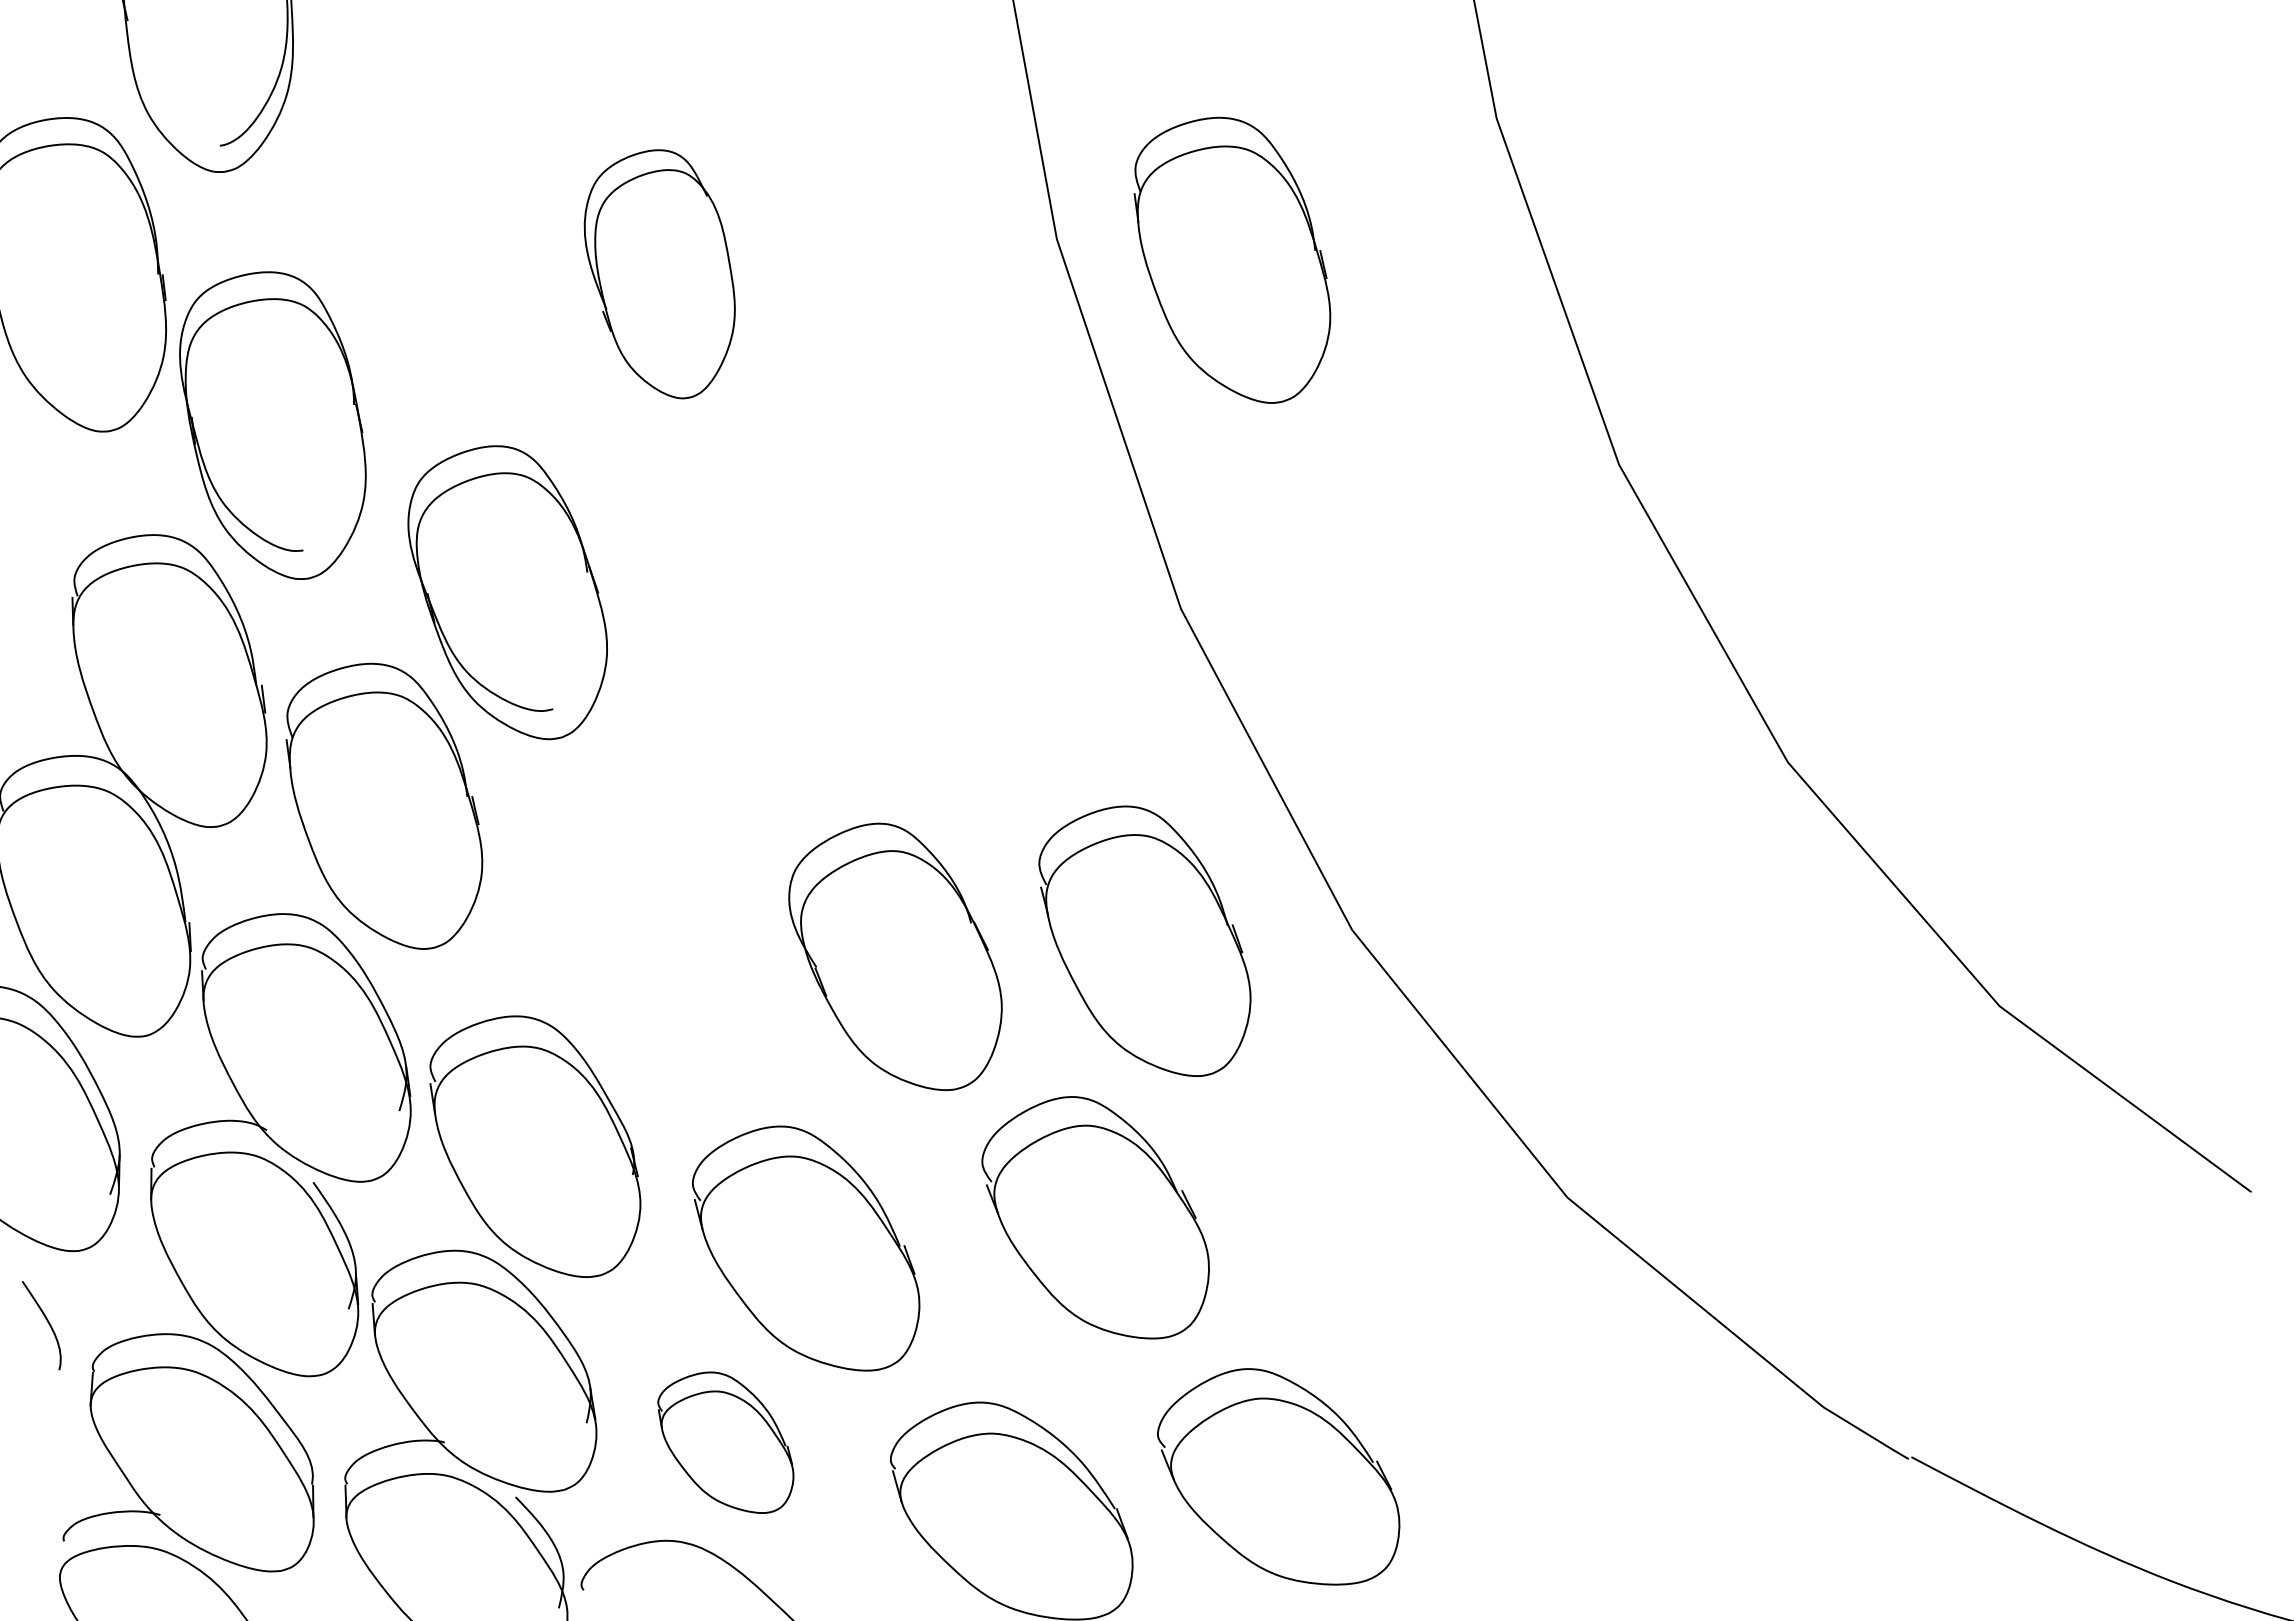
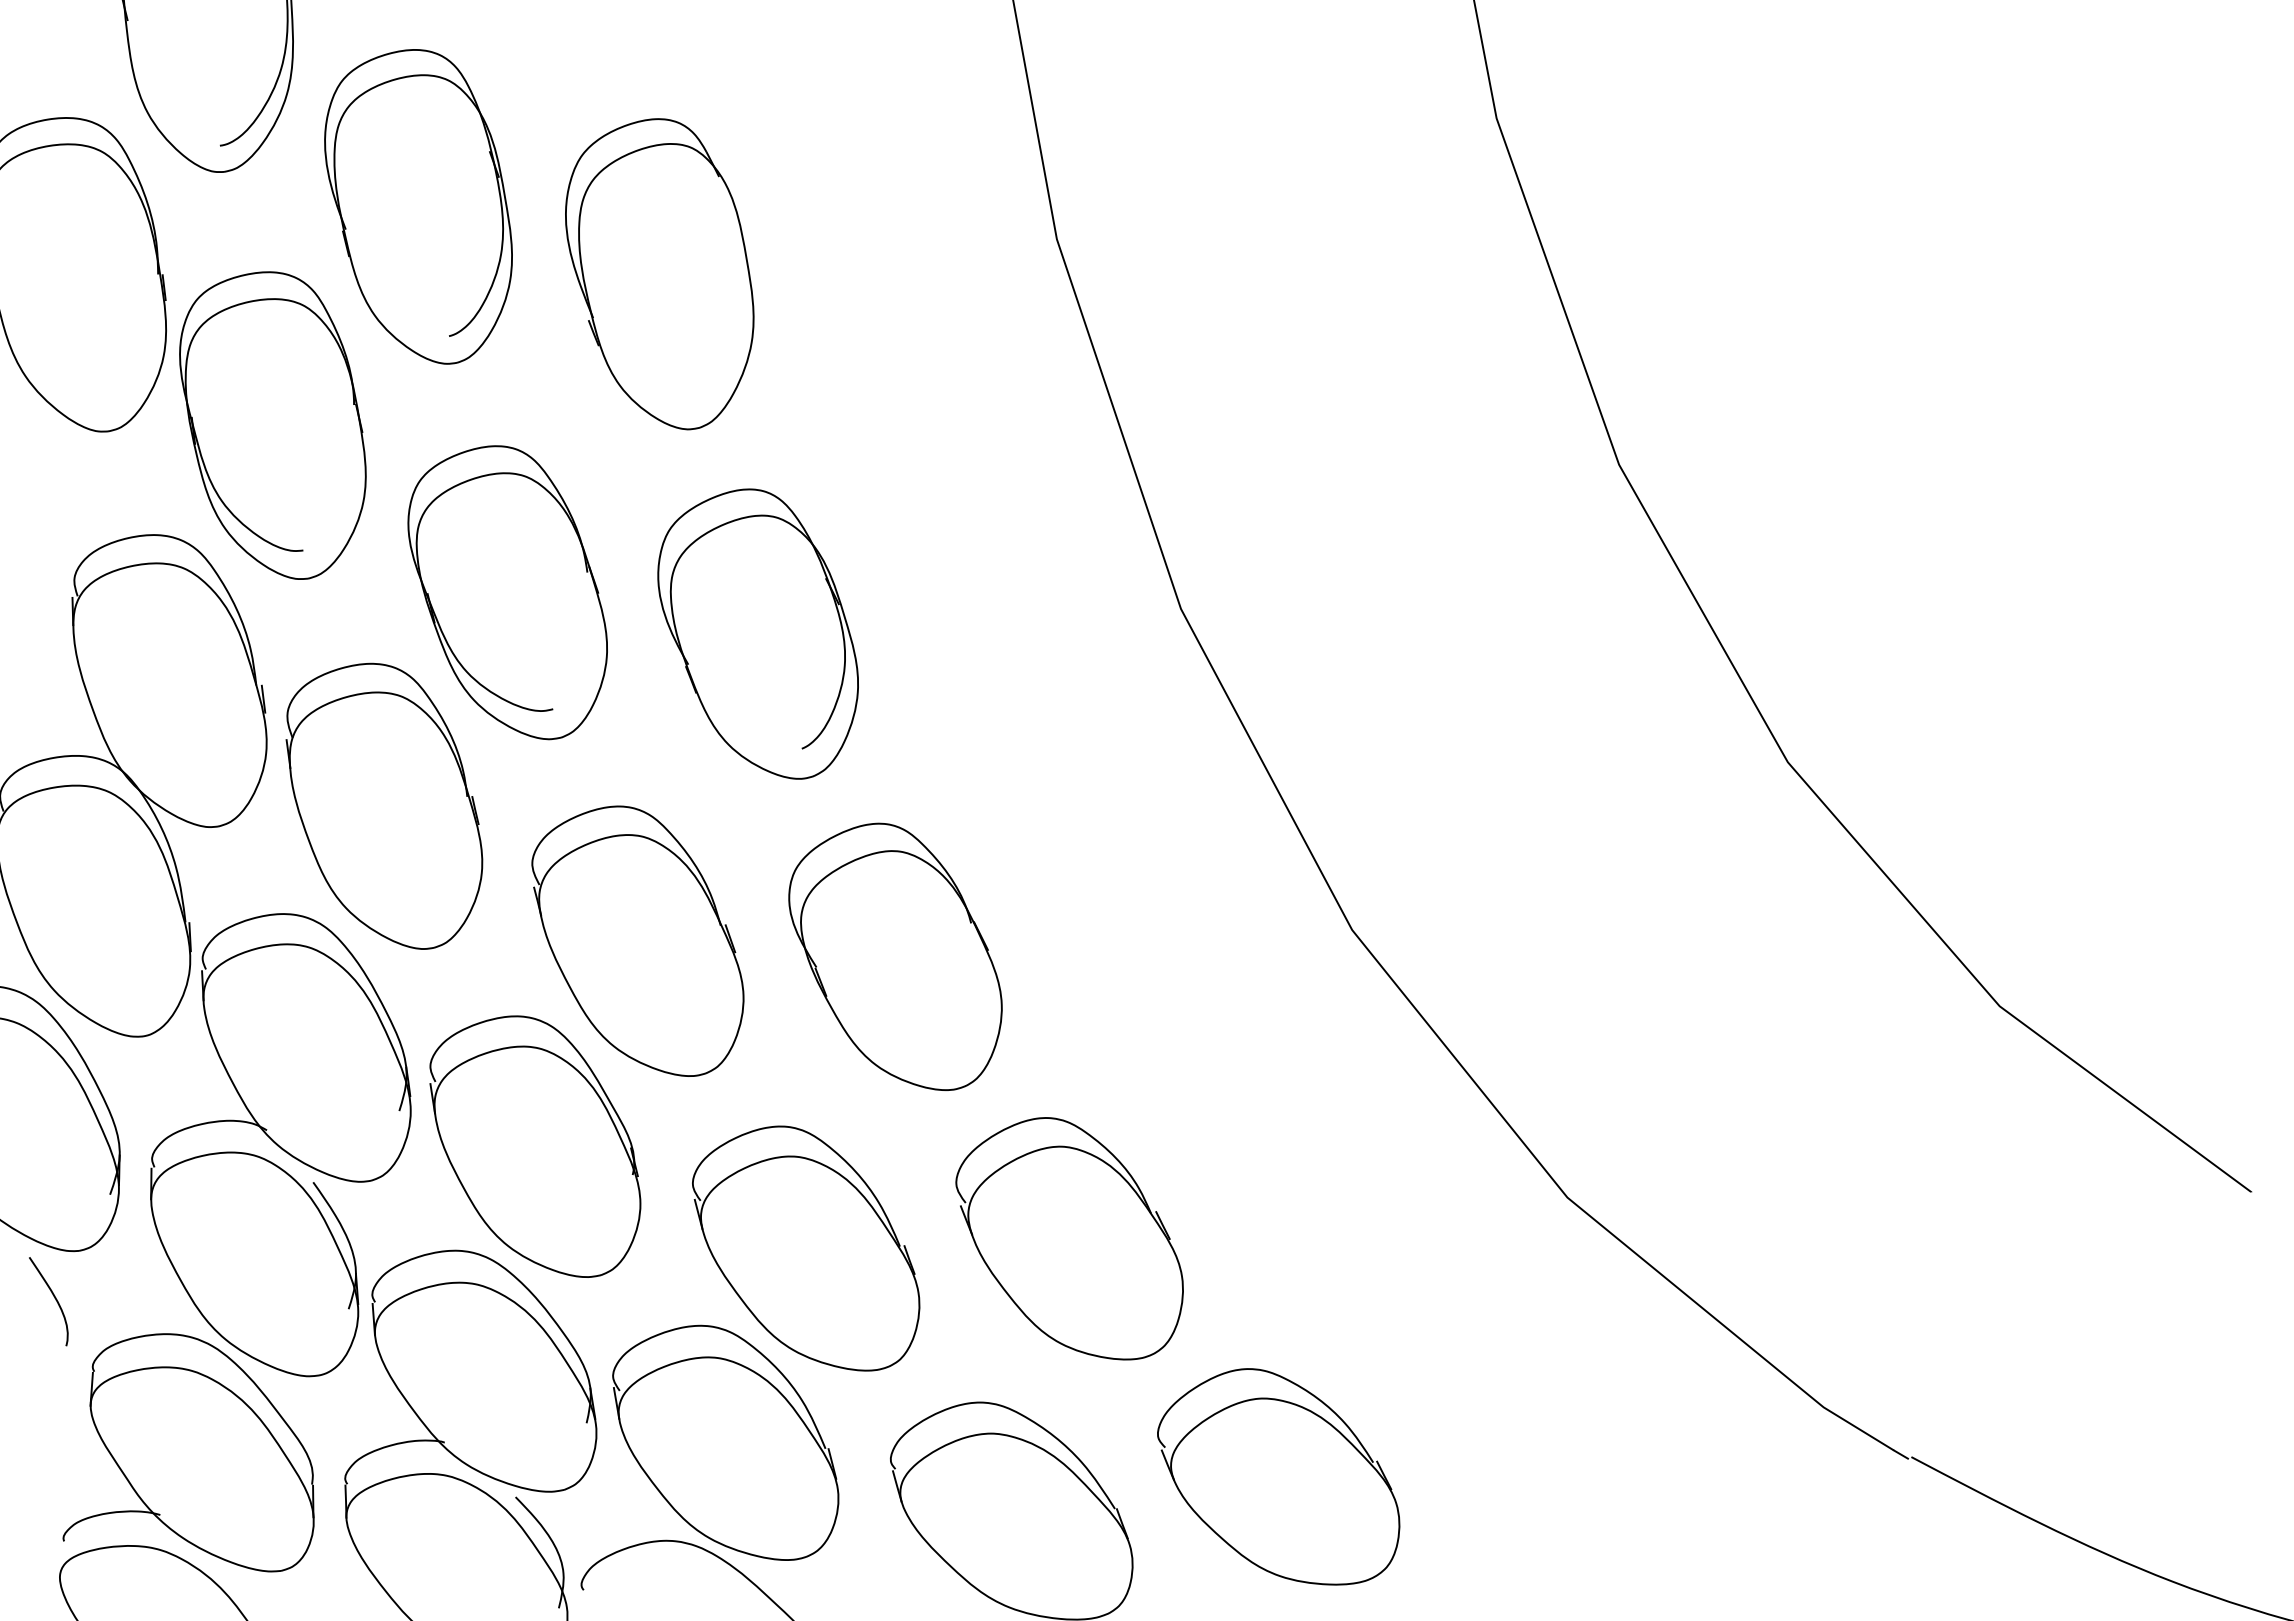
part: none -> present (418, 206)
part: present -> none (1232, 259)
part size: 153x251 px -> 190x313 px (659, 274)
part: none -> present (757, 633)
part position: (1144, 940) -> (637, 940) (637, 940)
part position: (1095, 1217) -> (1069, 1238) (1069, 1238)
curve position: (47, 1322) -> (54, 1298) (54, 1298)
part size: 138x143 px -> 228x237 px (725, 1442)
